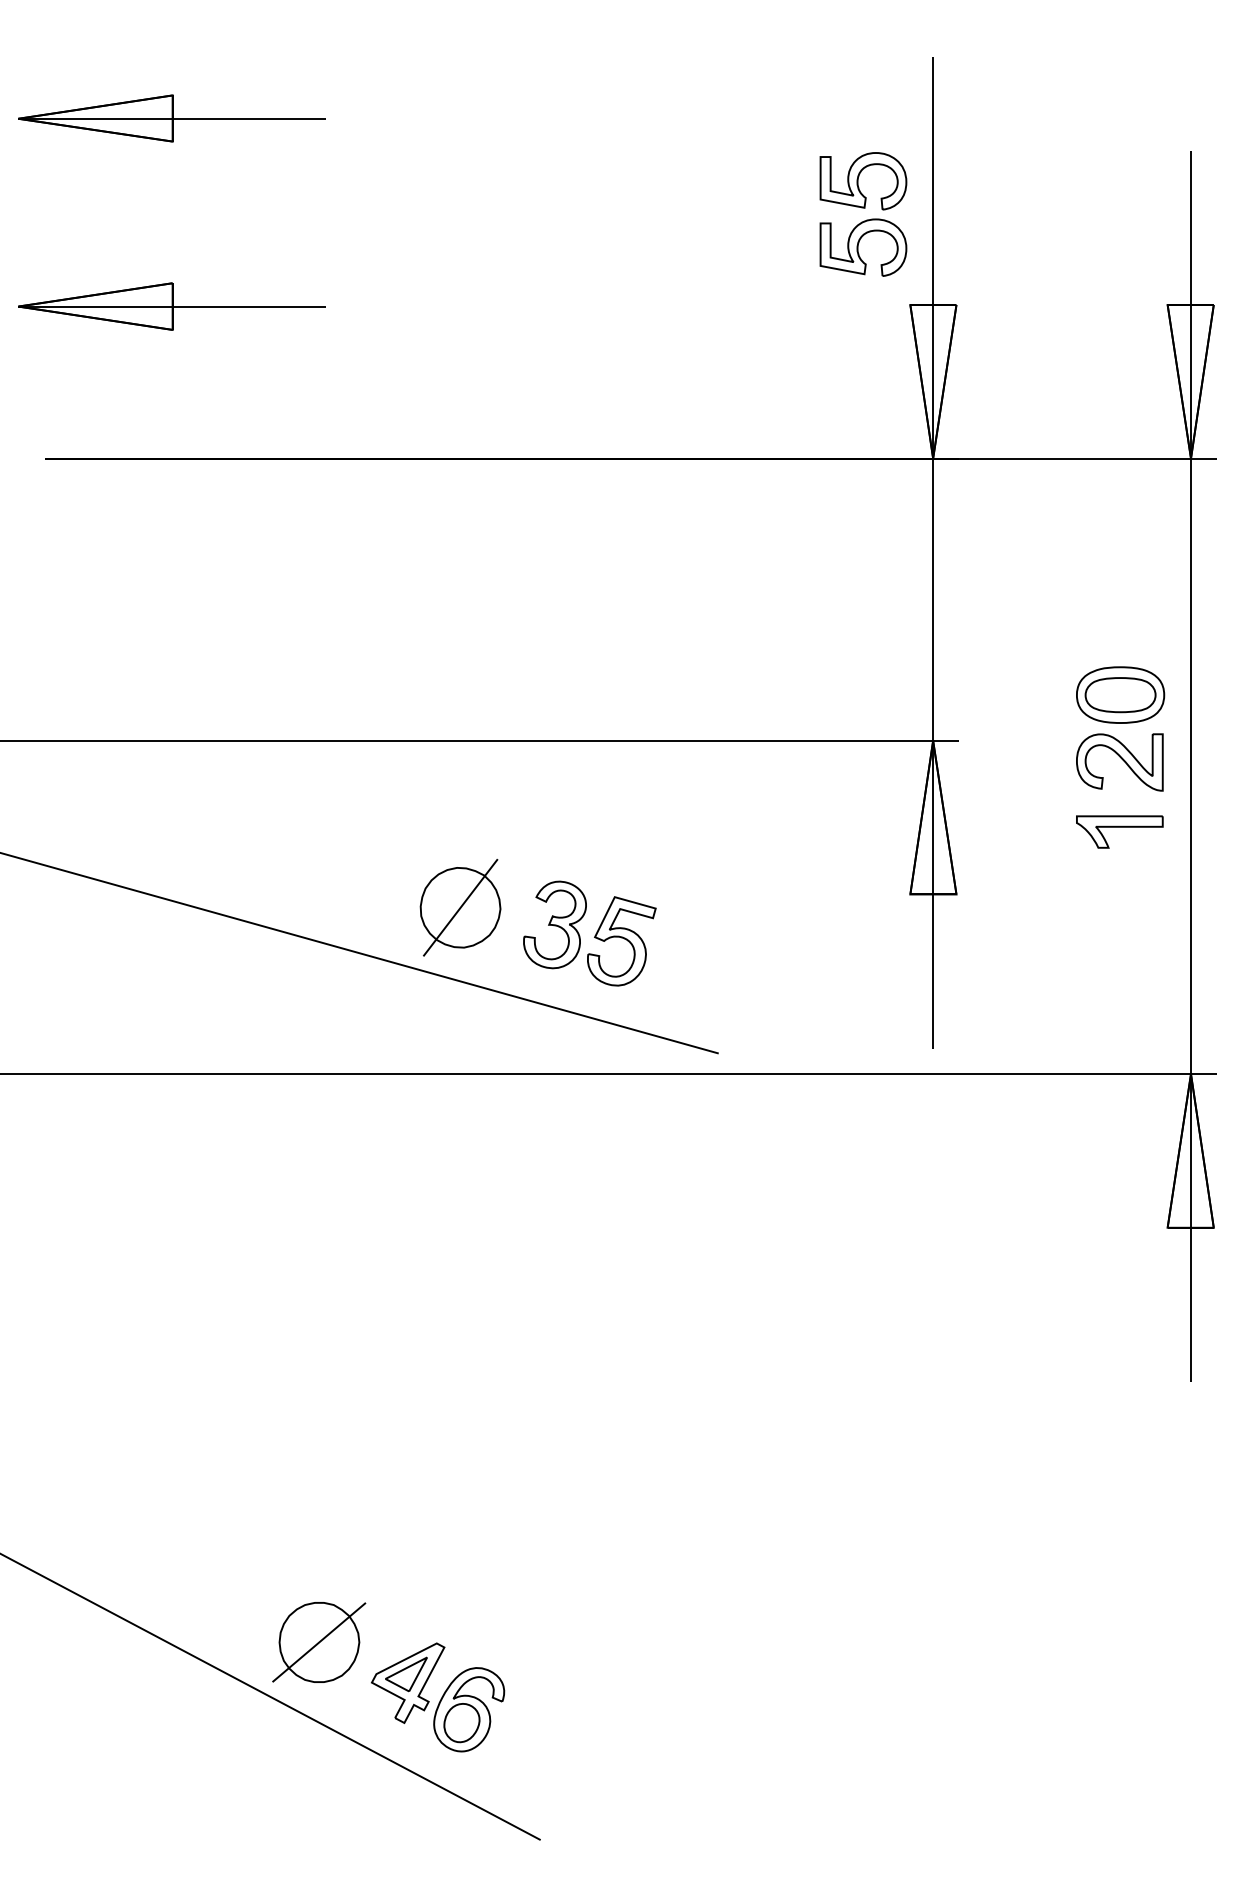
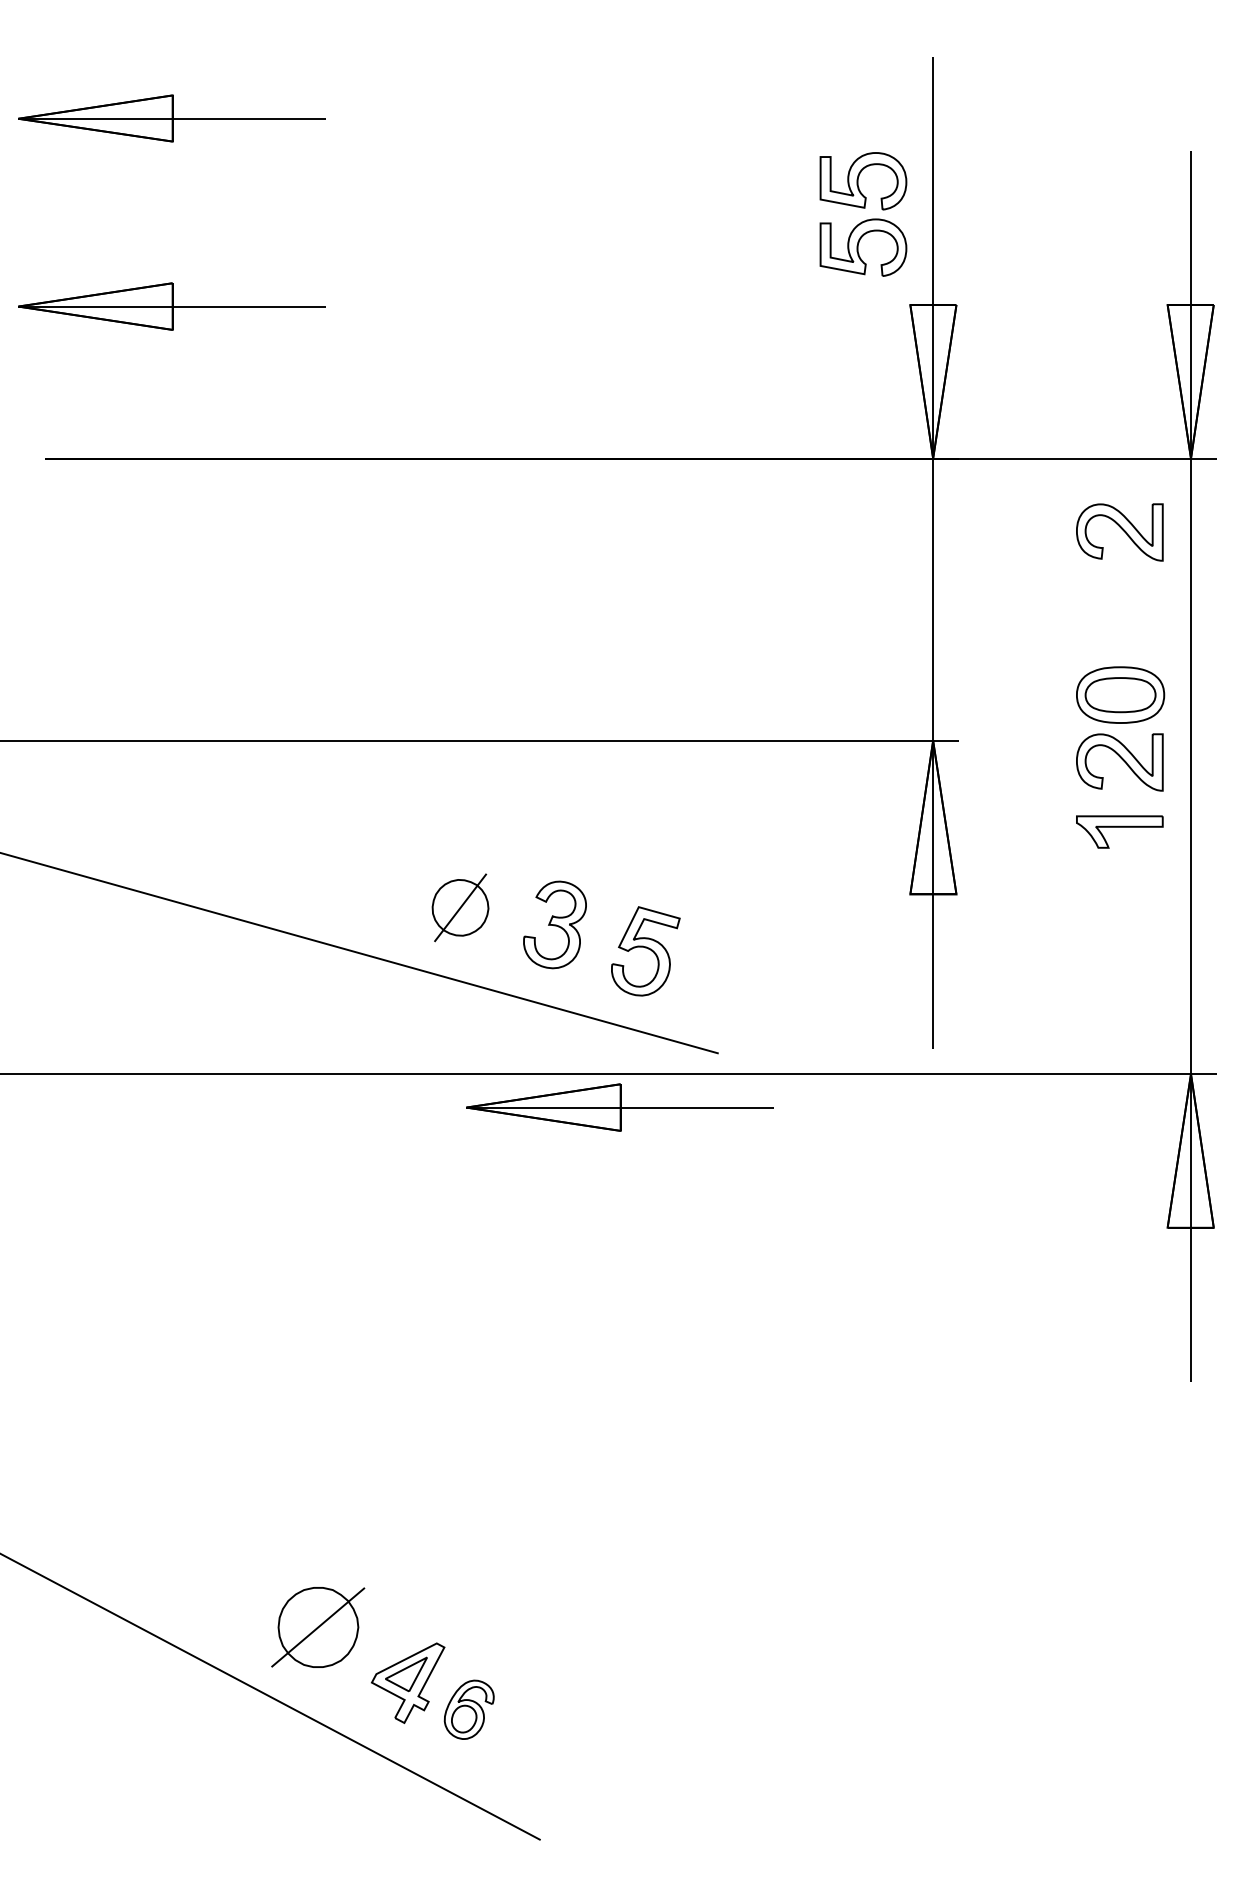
part: none -> present (1119, 532)
part size: 83x98 px -> 59x70 px (460, 907)
part position: (621, 941) -> (645, 951) (645, 951)
part: none -> present (619, 1107)
part position: (319, 1642) -> (318, 1627) (318, 1627)
part size: 73x86 px -> 52x61 px (468, 1709)
